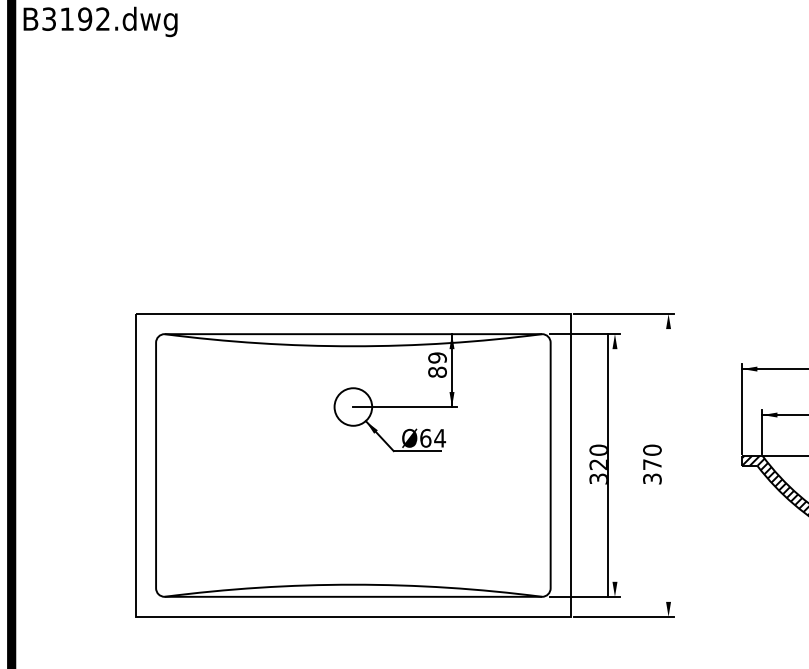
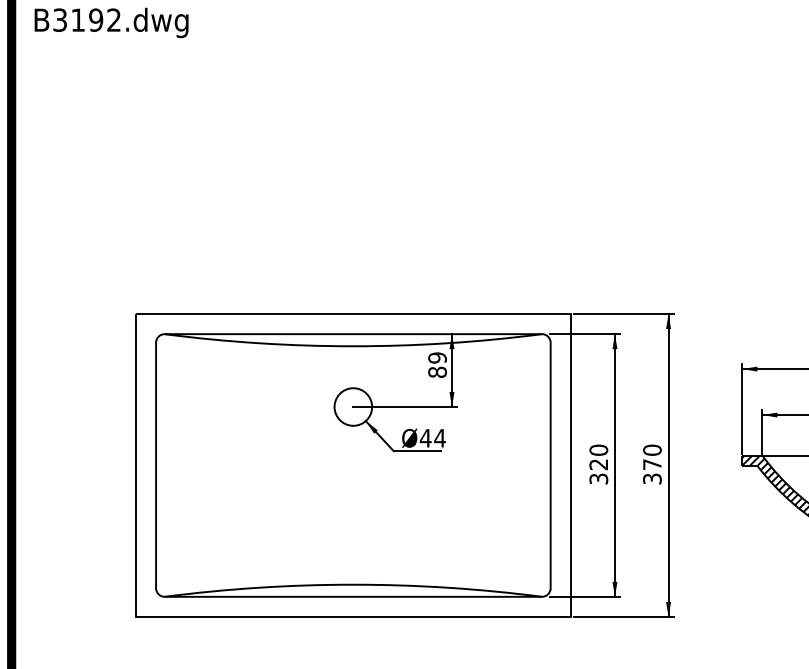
text position: (100, 21) -> (111, 22) (111, 22)
text: Ø64 -> Ø44 (425, 437)
line position: (607, 465) -> (614, 465) (614, 465)
line: none -> present (668, 465)
